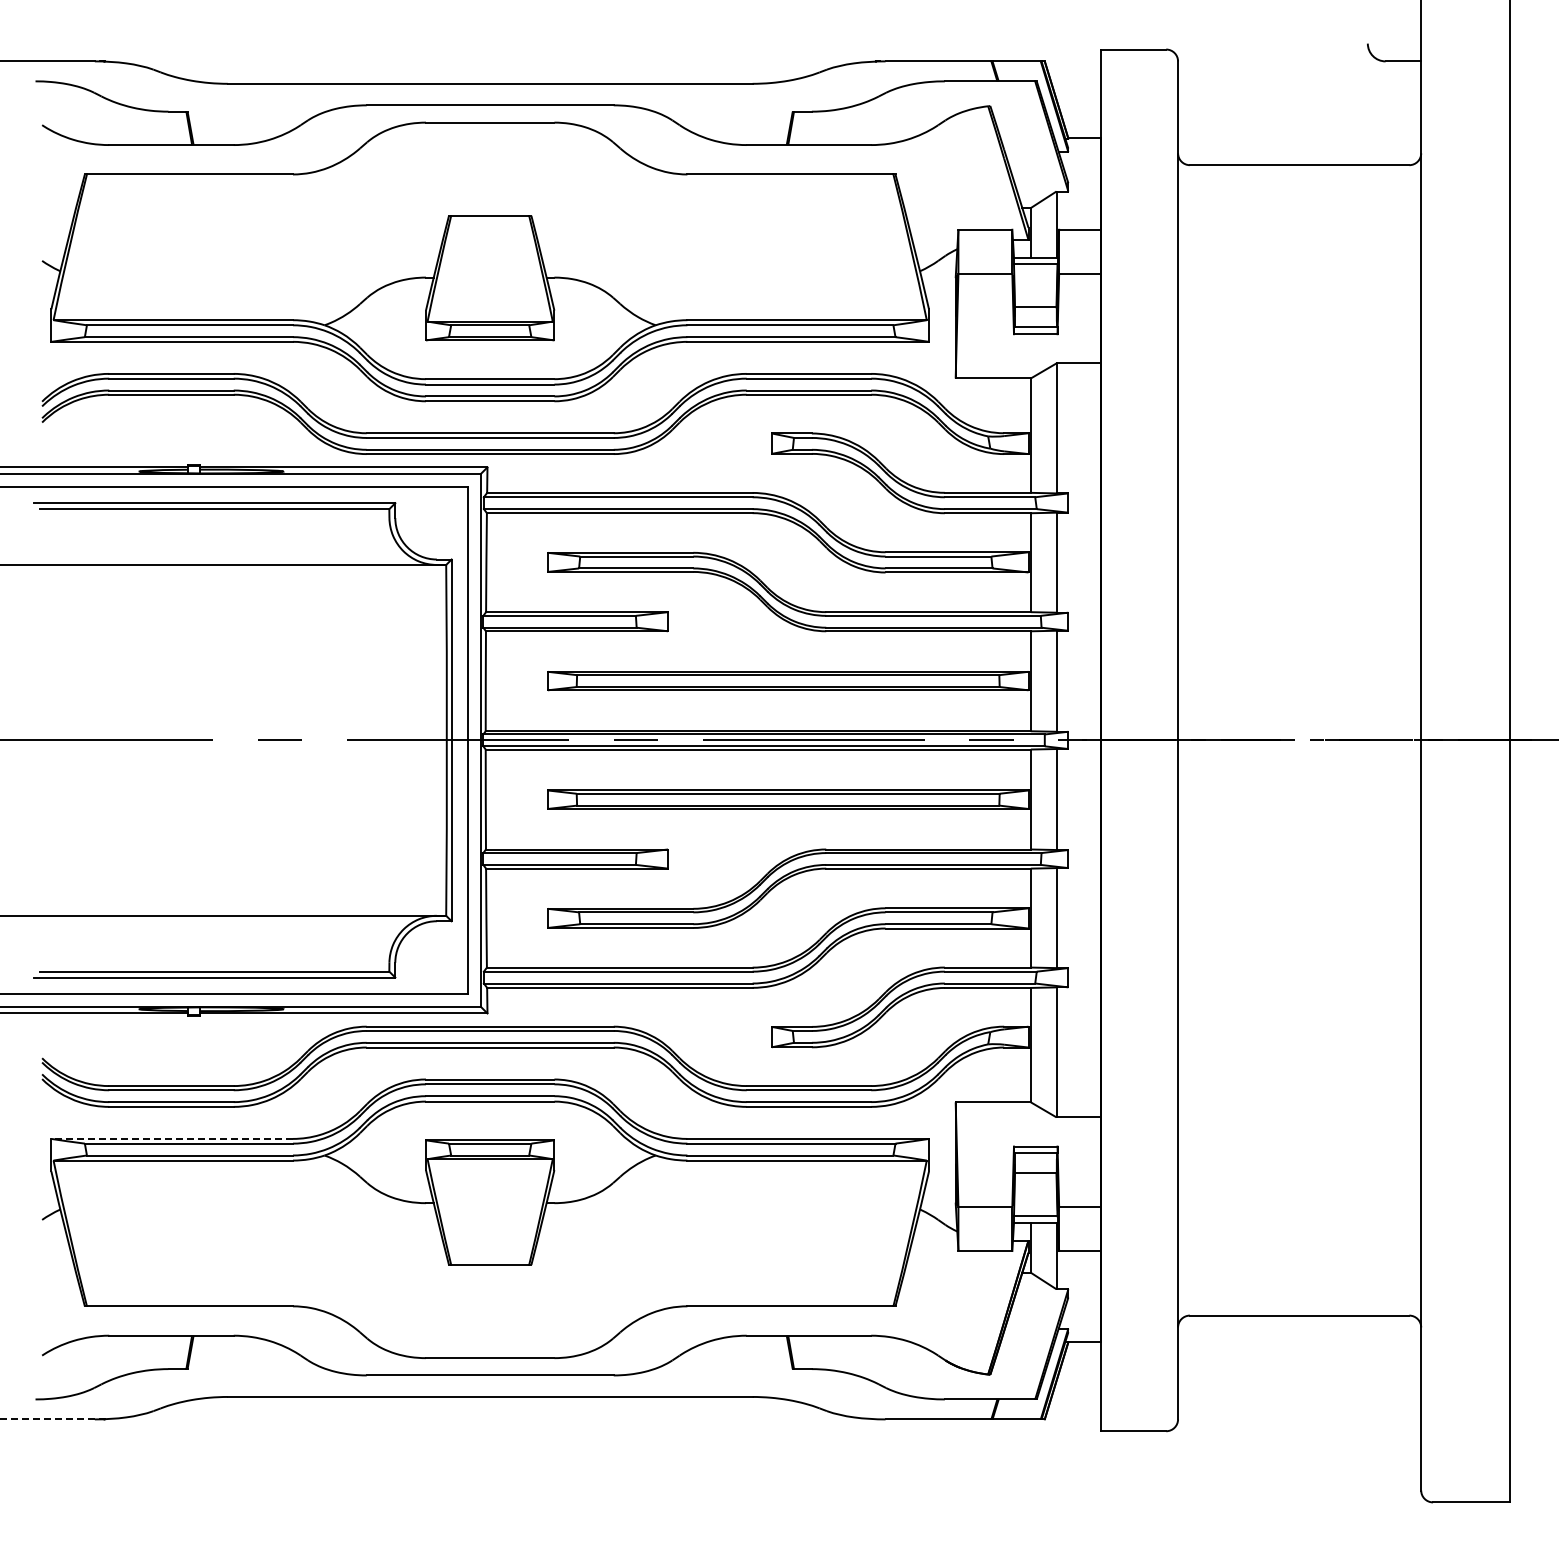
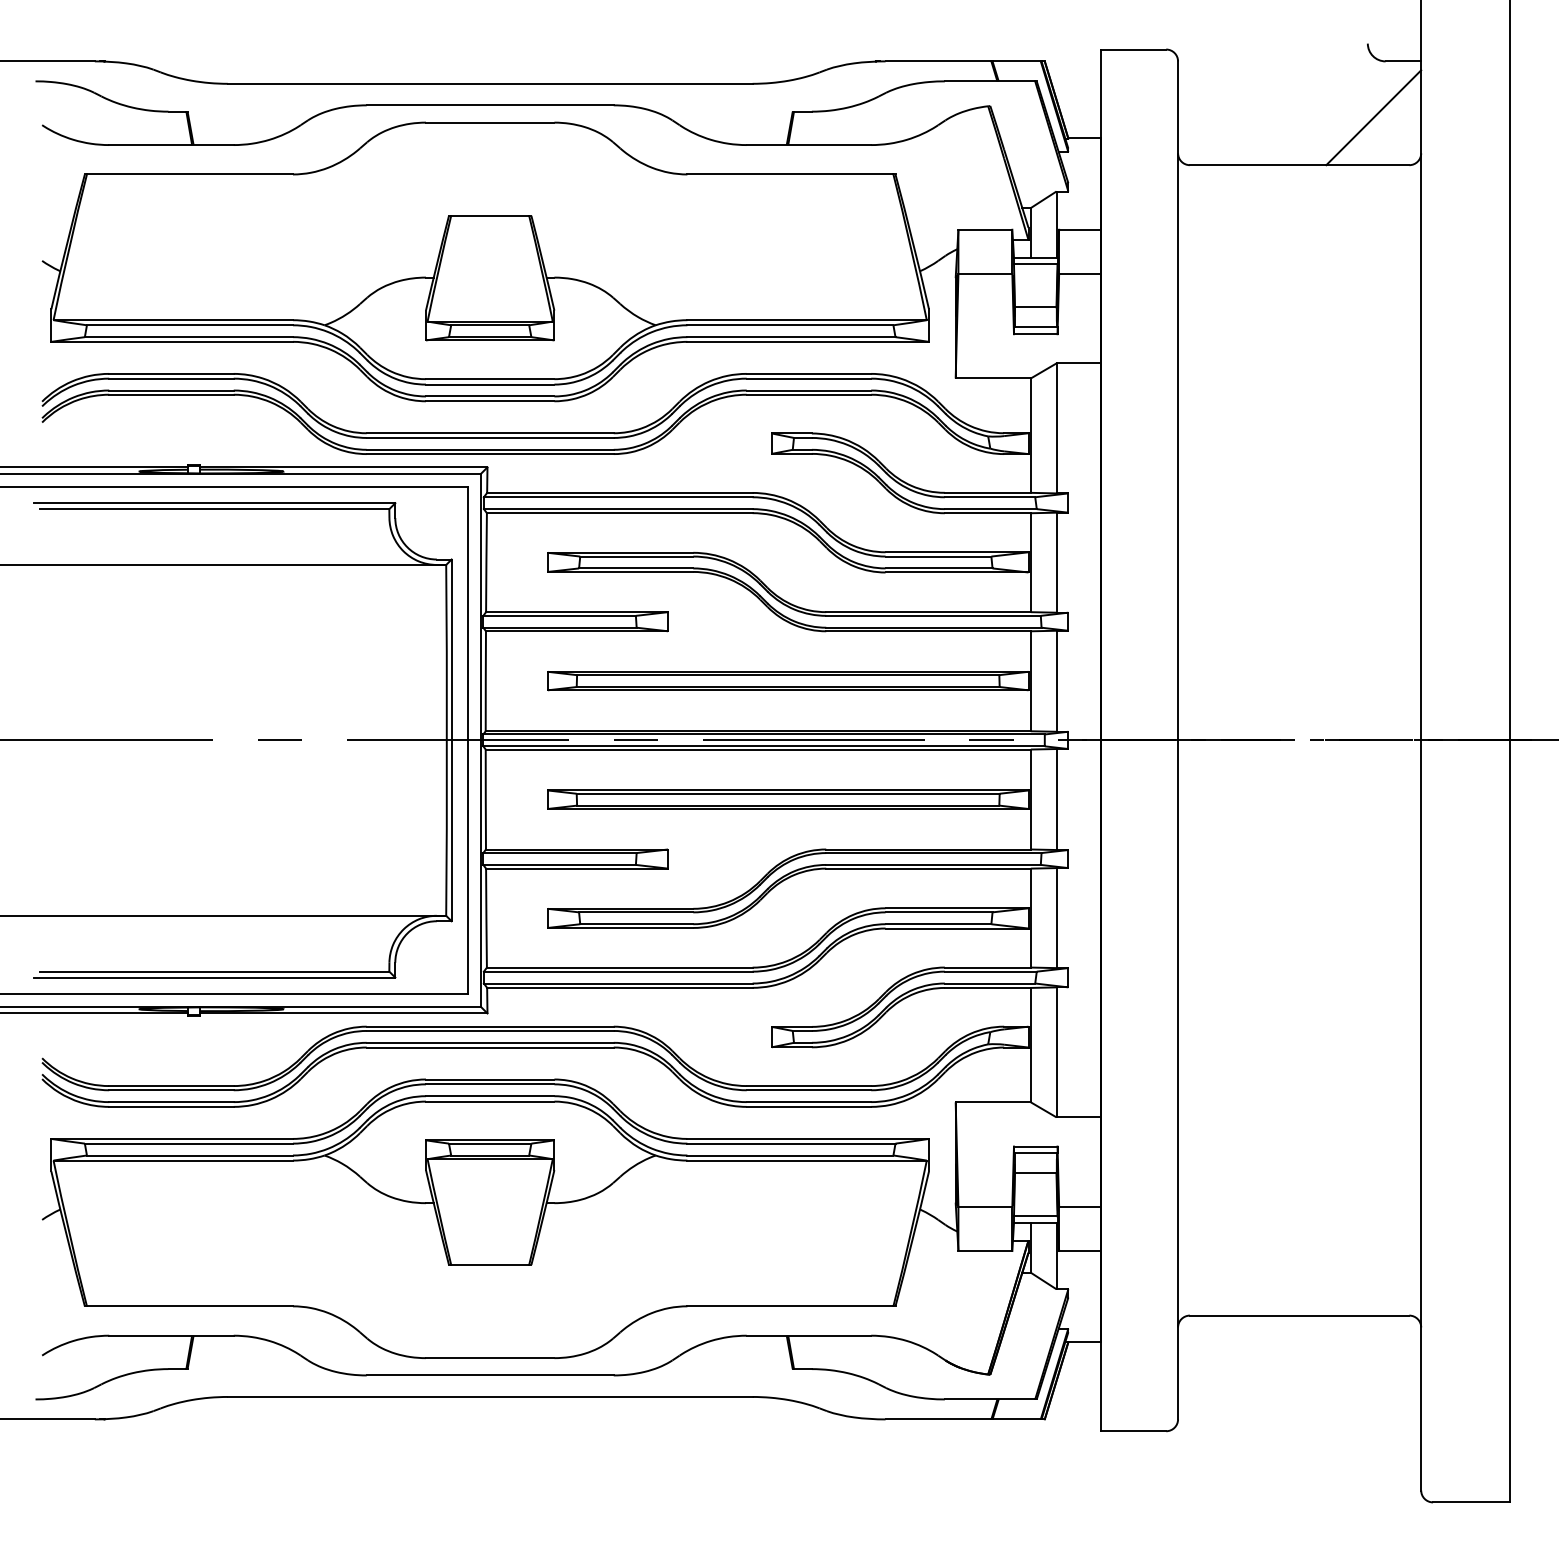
line: none -> present (1373, 117)
line: dashed -> solid (172, 1138)
line: dashed -> solid (46, 1419)
